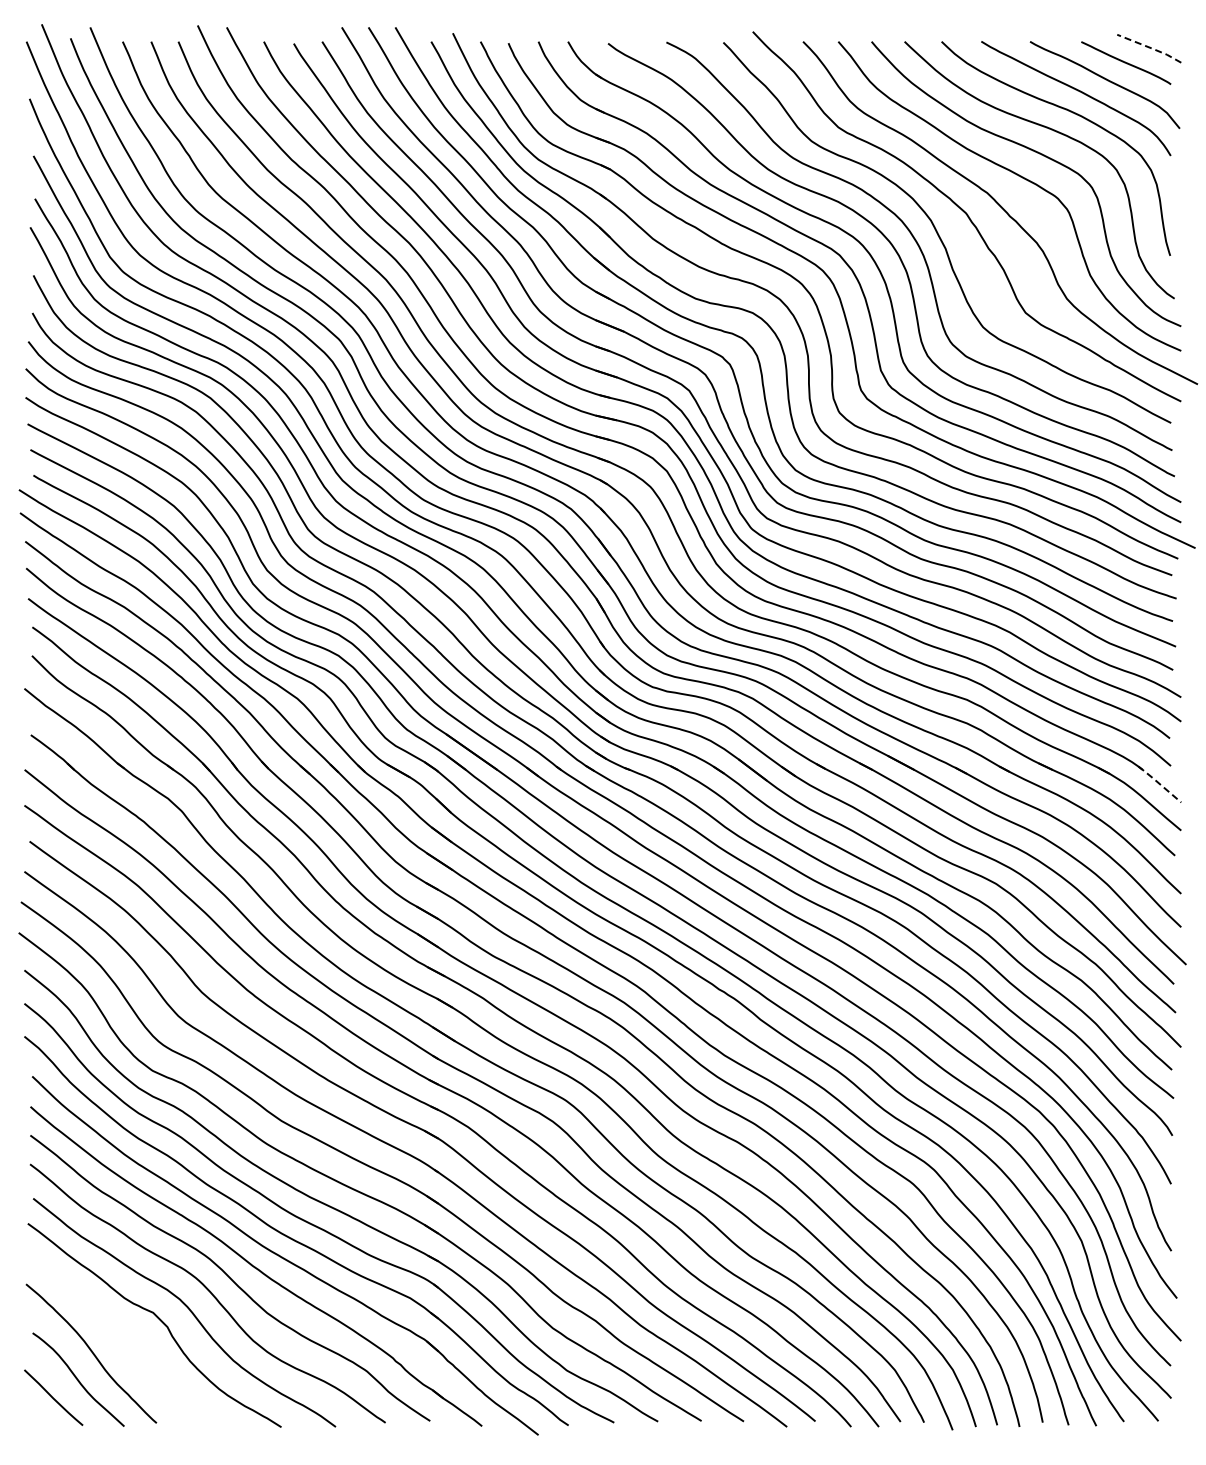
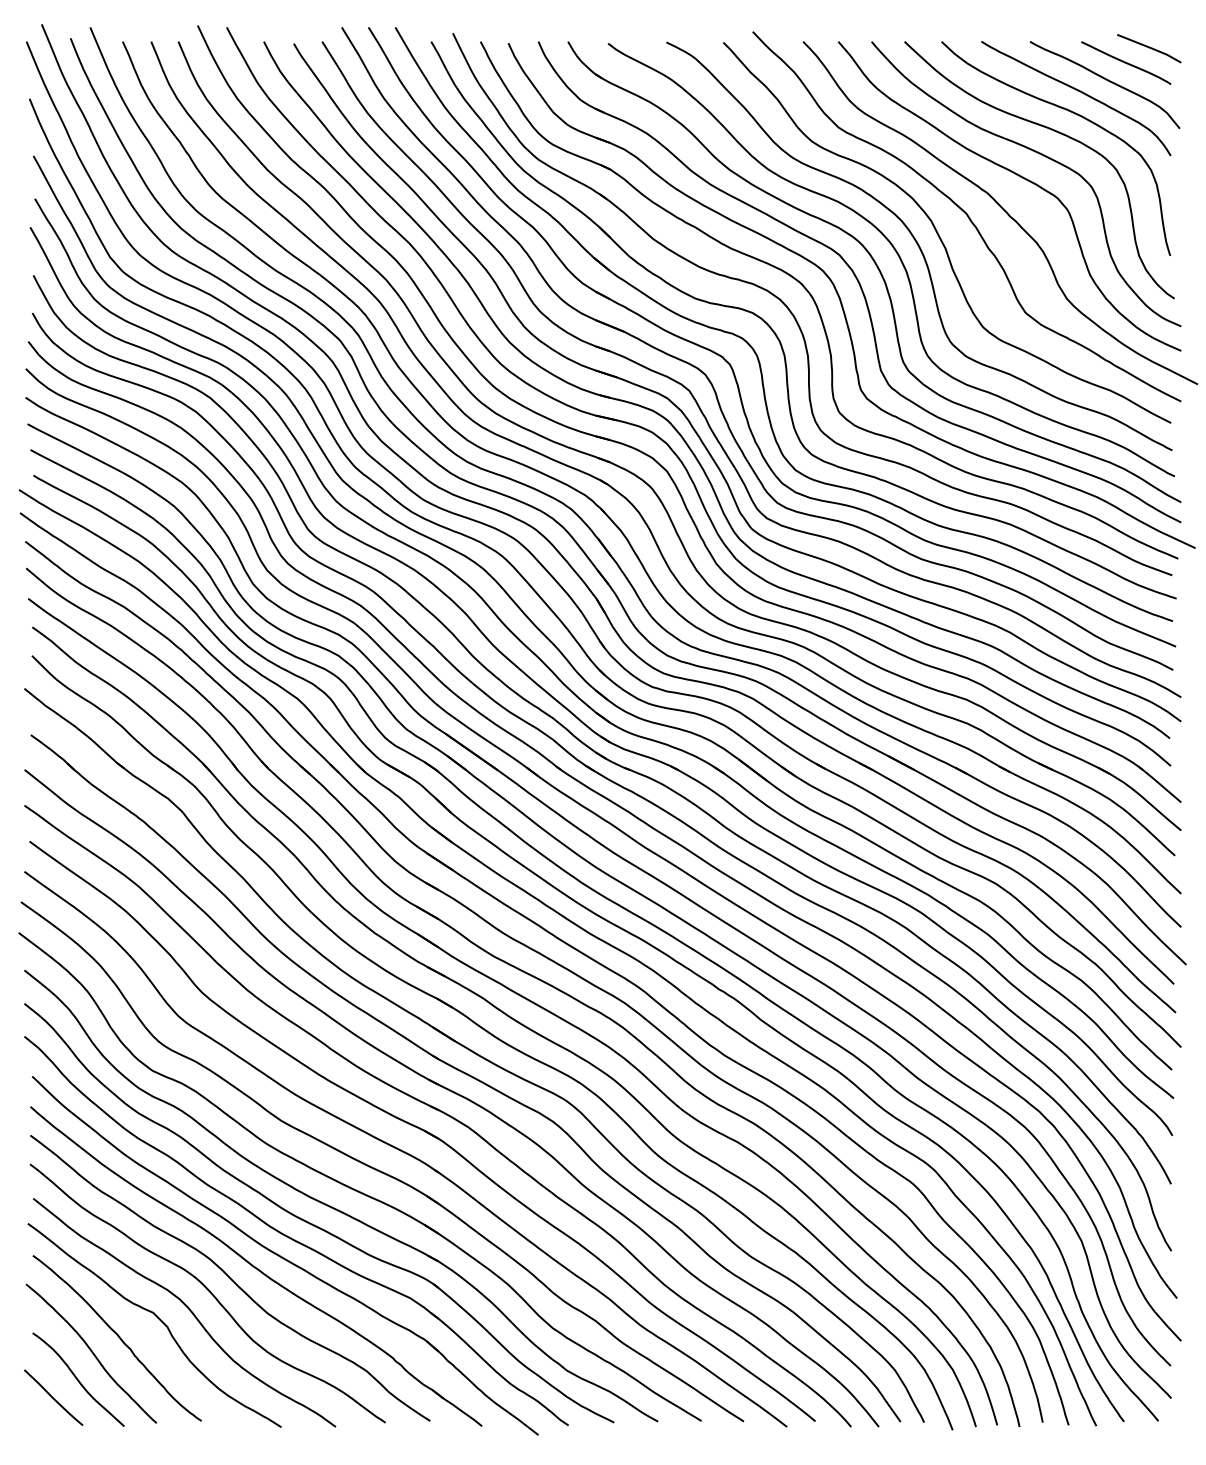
line: dashed -> solid (1150, 48)
line: dashed -> solid (1159, 783)
curve: none -> present (117, 1336)
